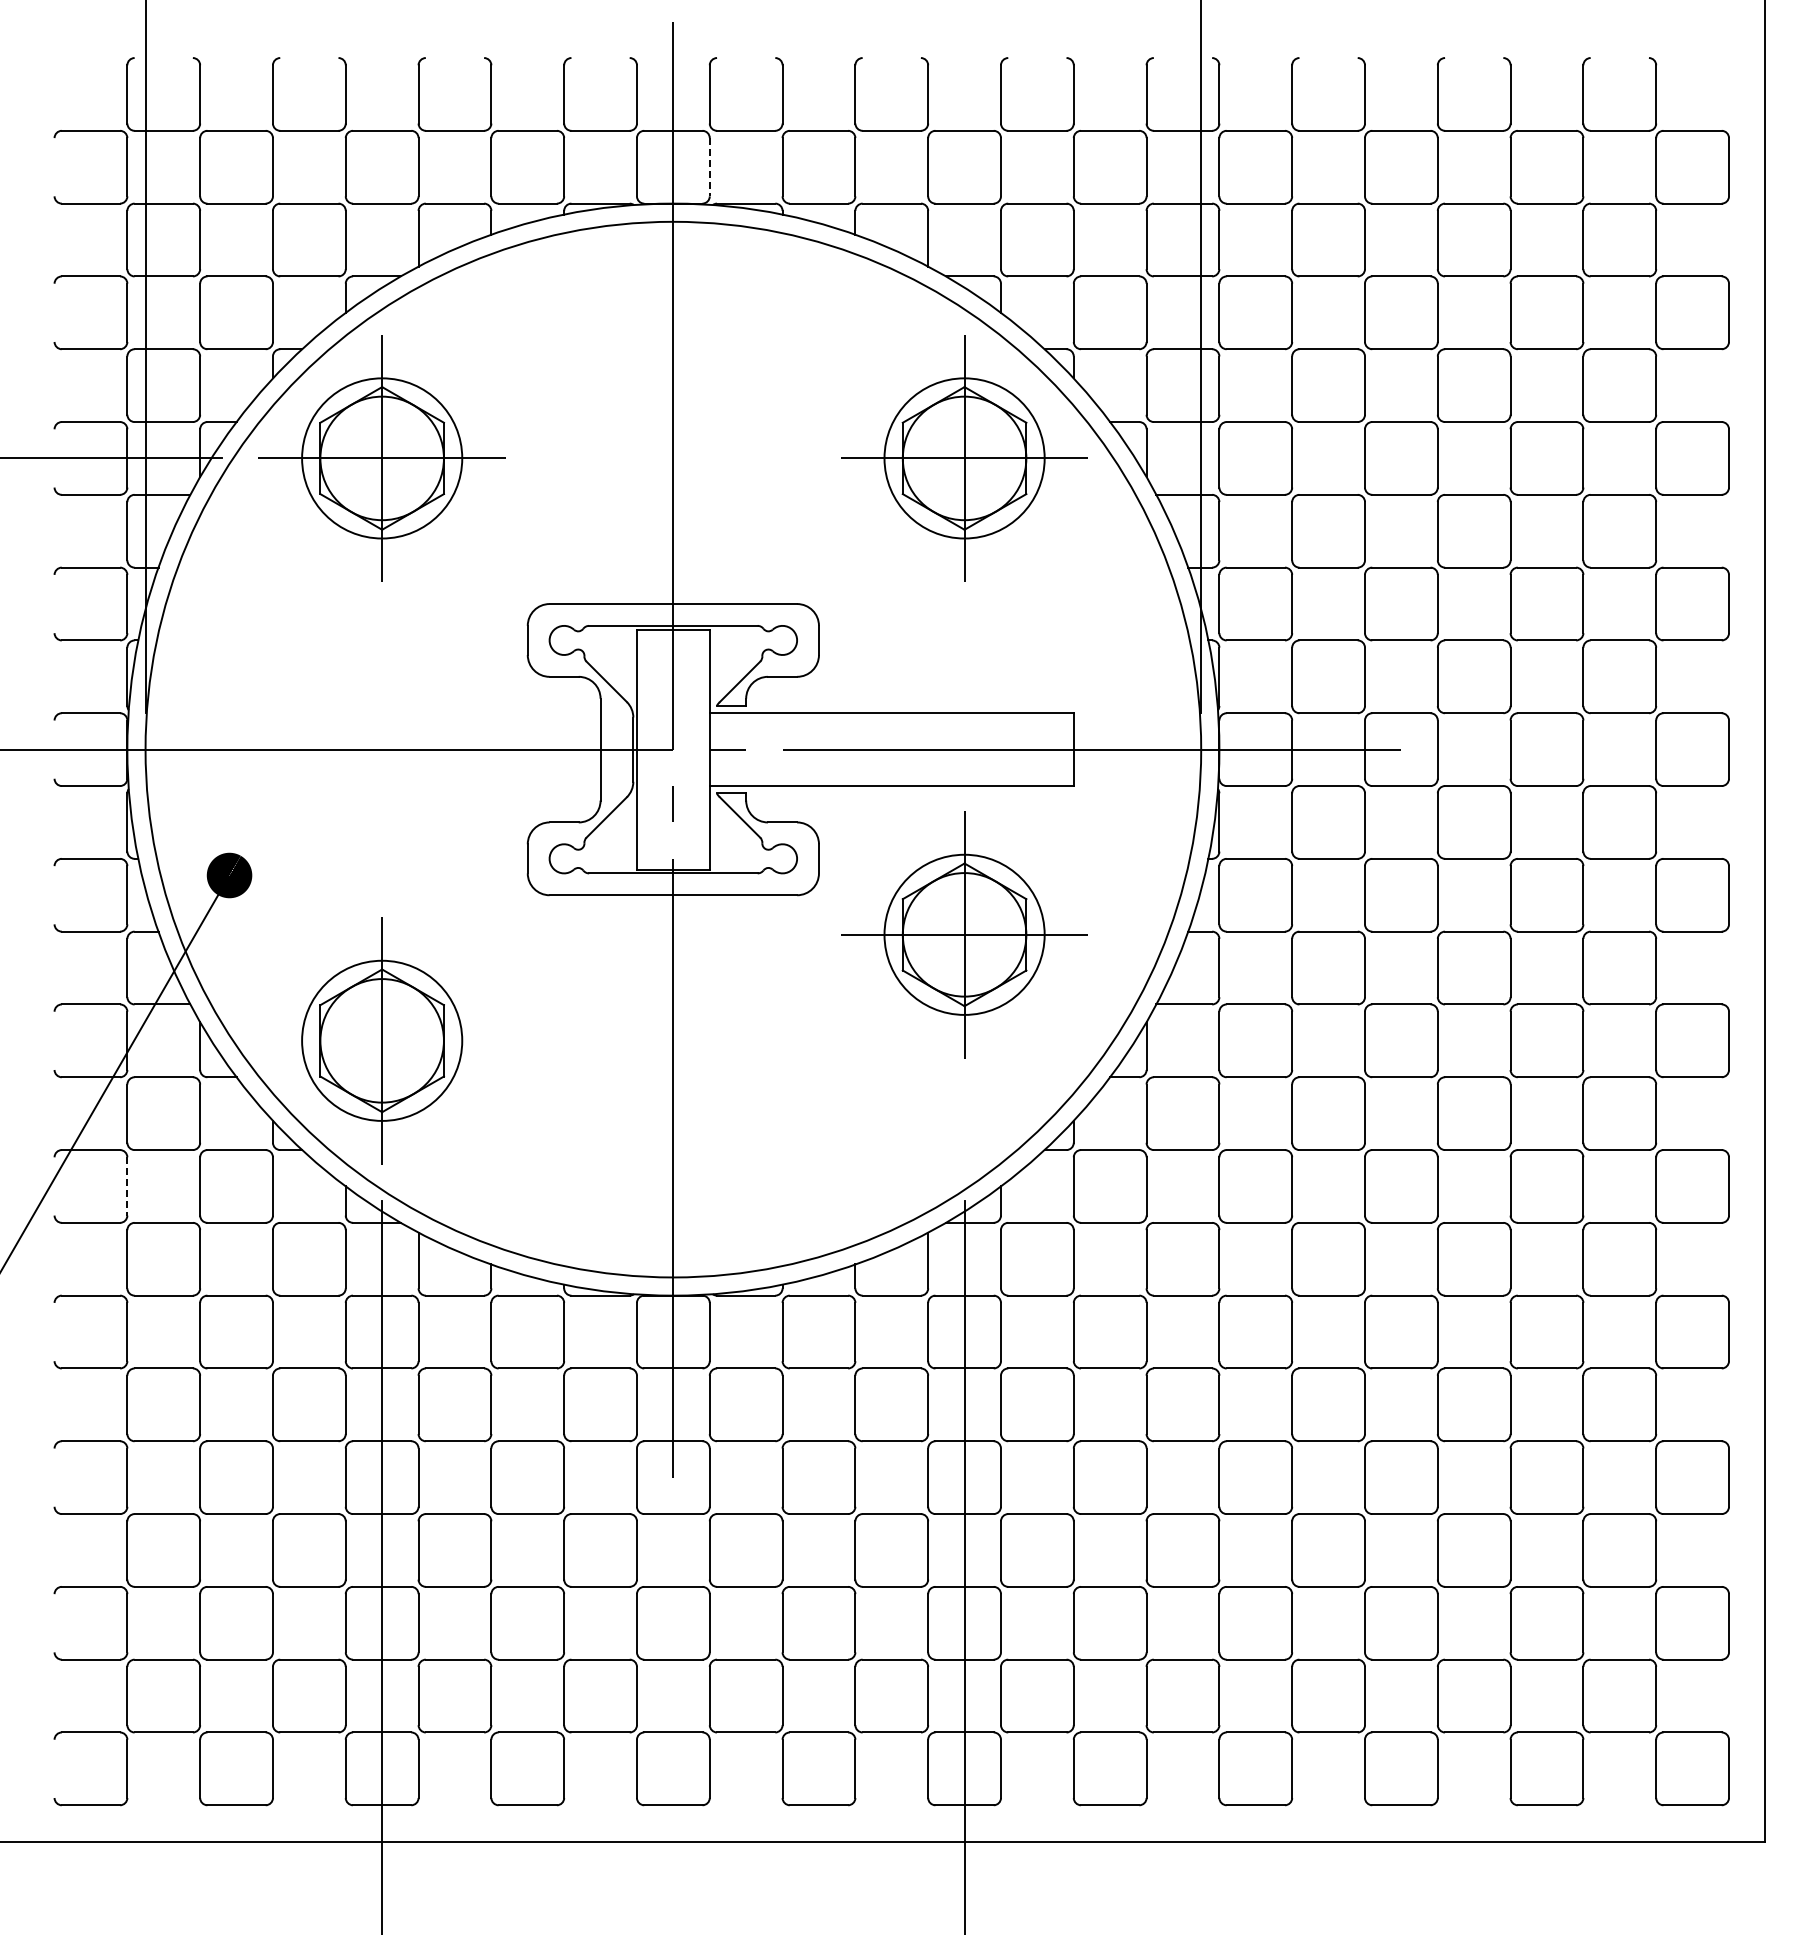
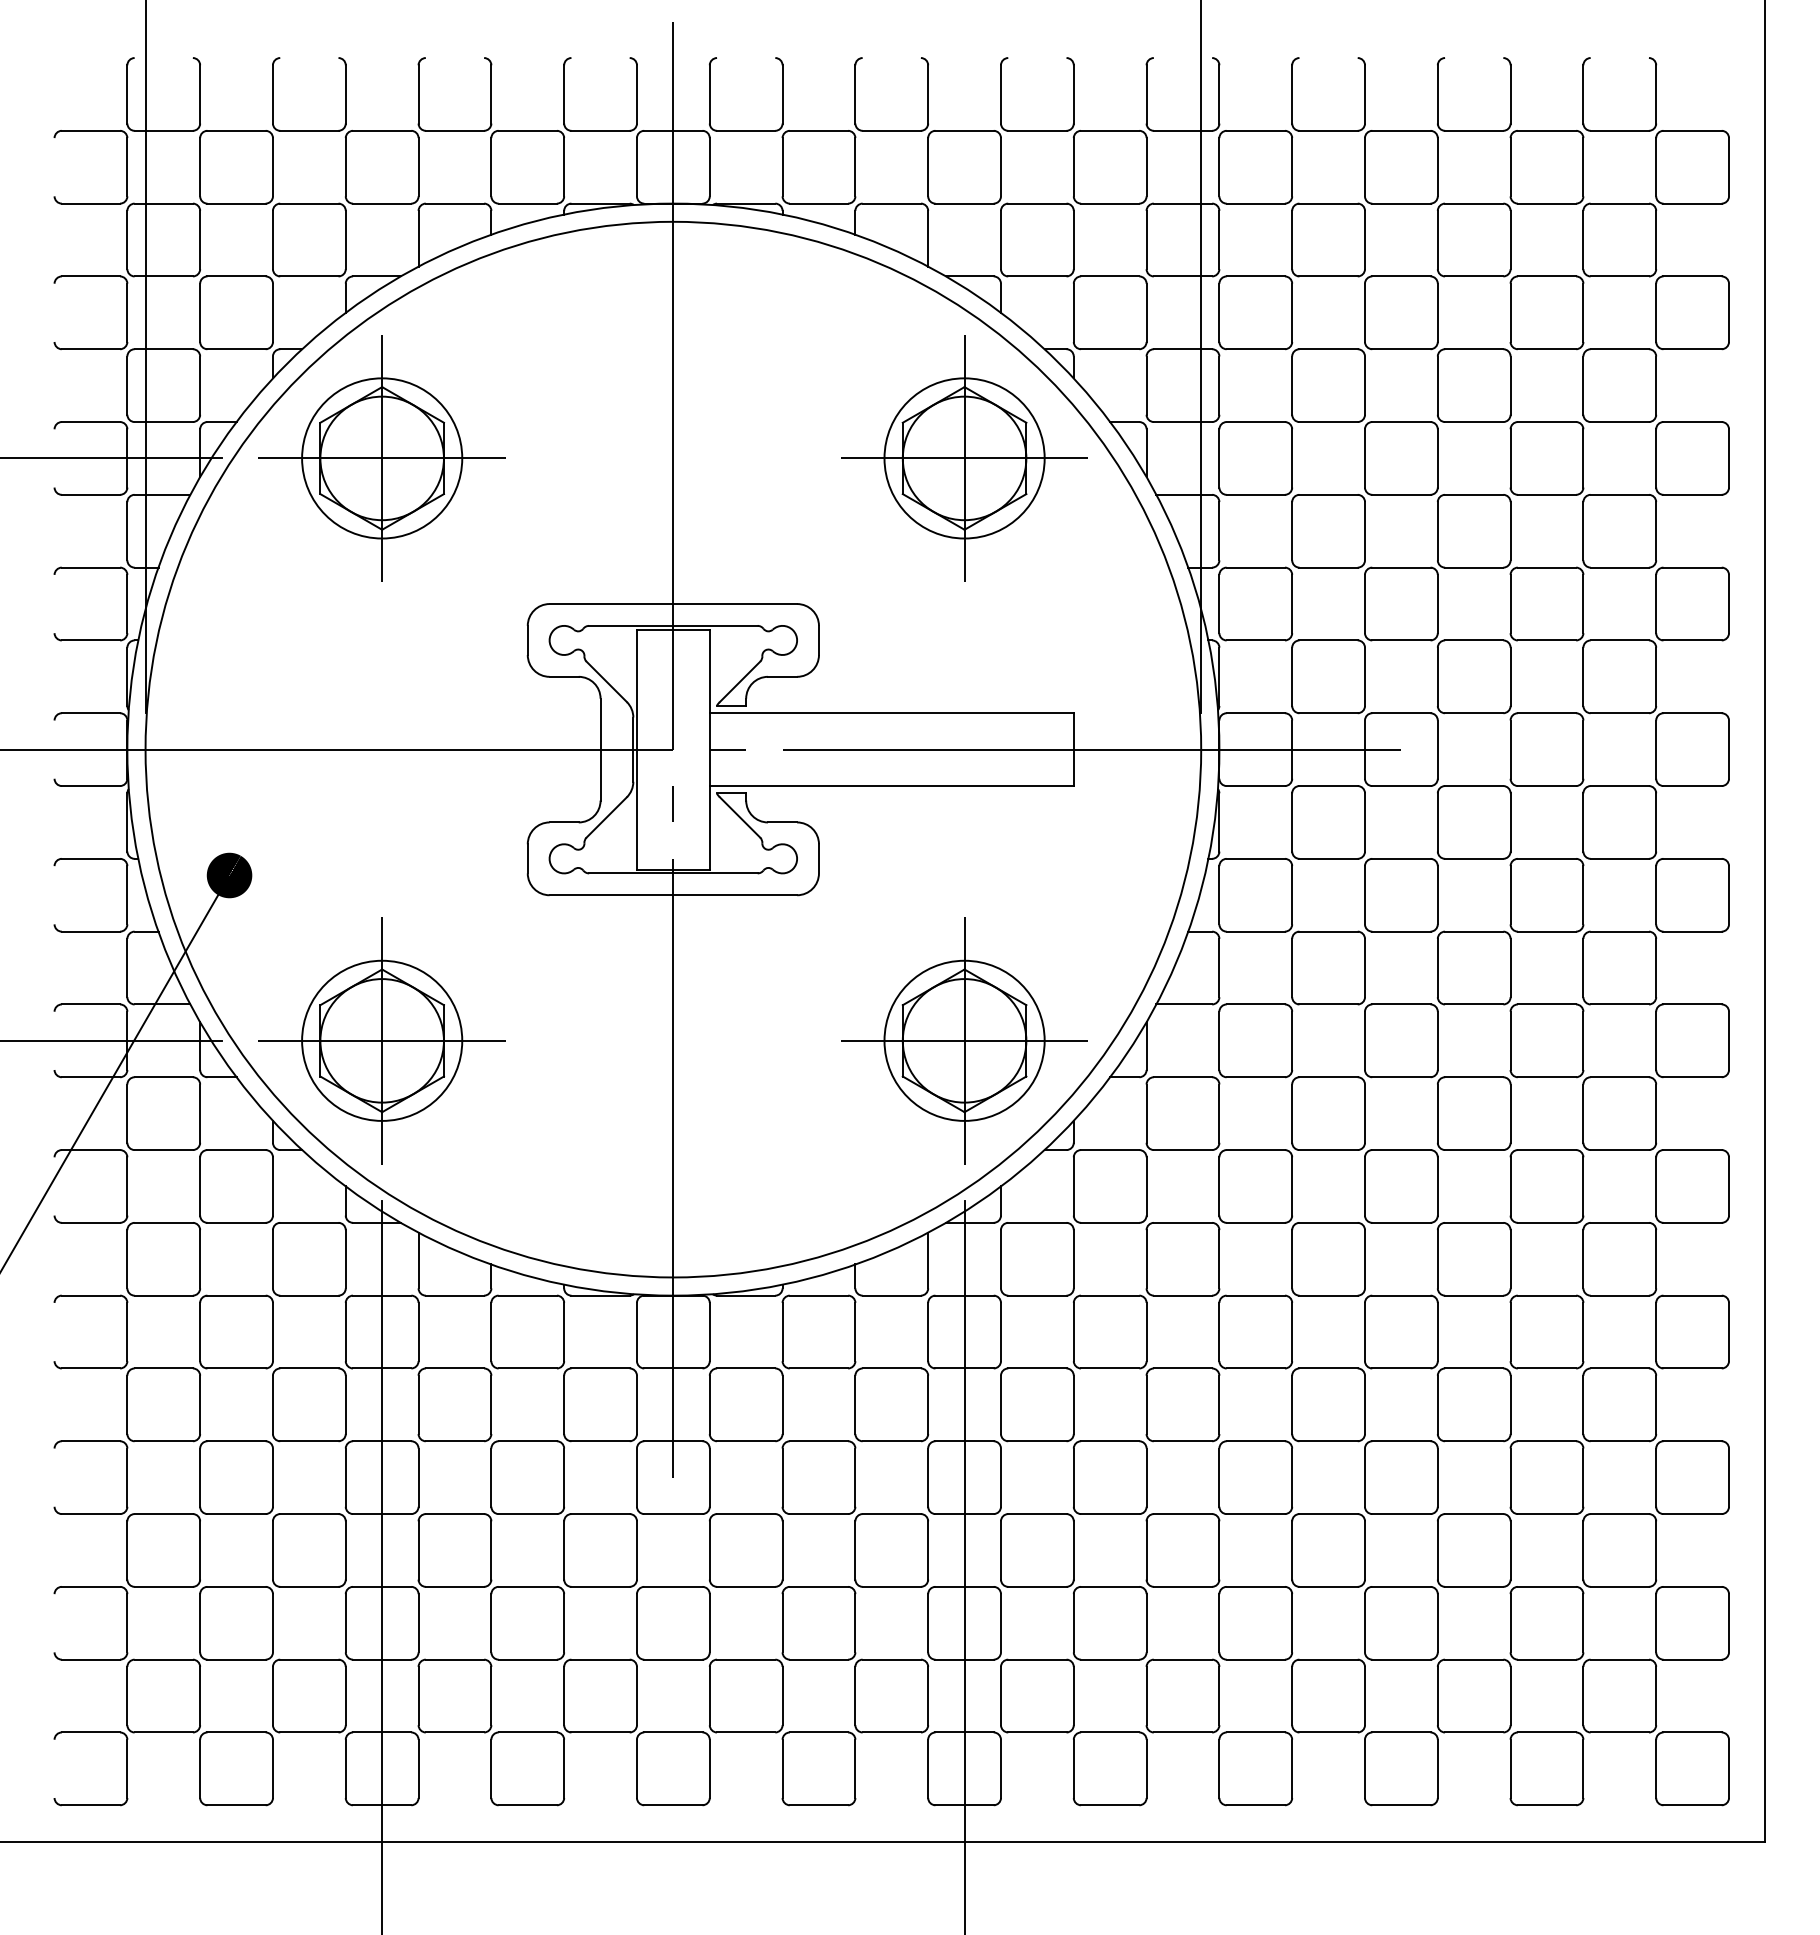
line: dashed -> solid (709, 167)
part position: (964, 934) -> (964, 1040) (964, 1040)
line: none -> present (112, 1040)
line: none -> present (381, 1040)
line: dashed -> solid (127, 1186)
